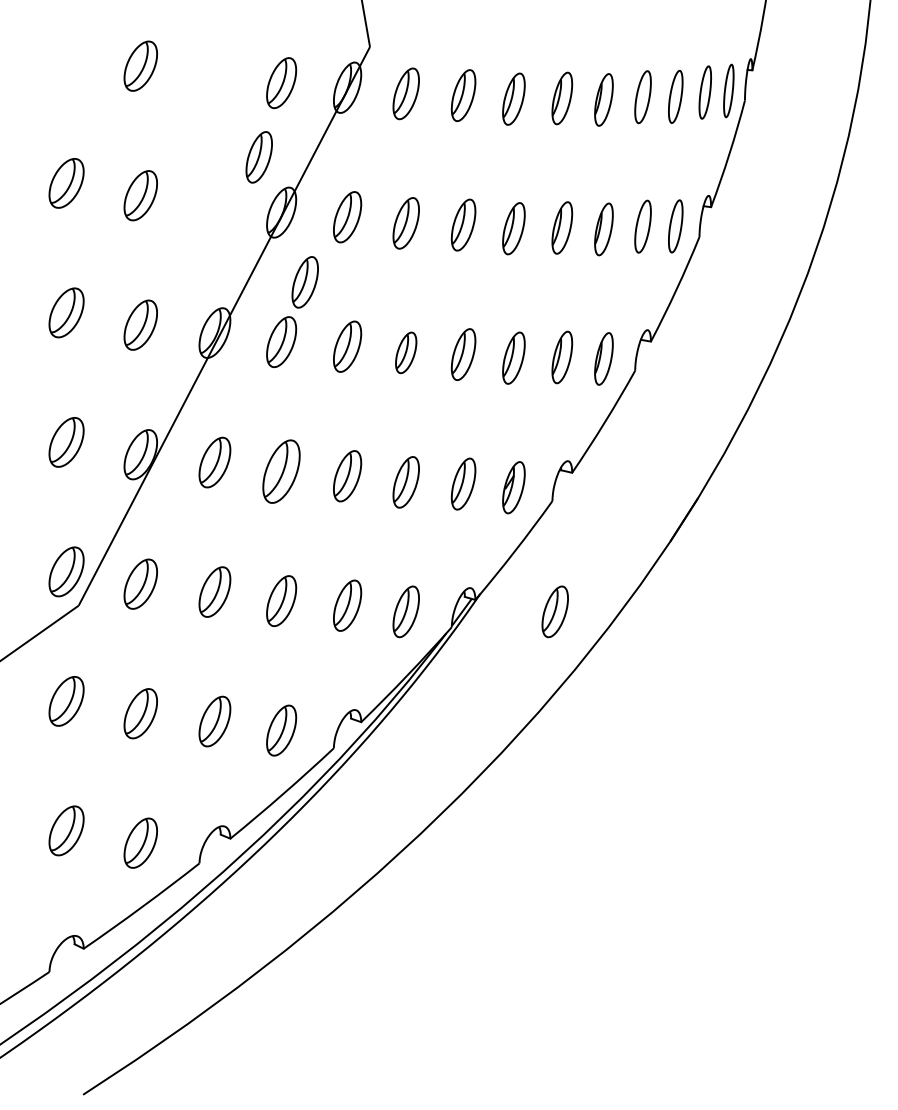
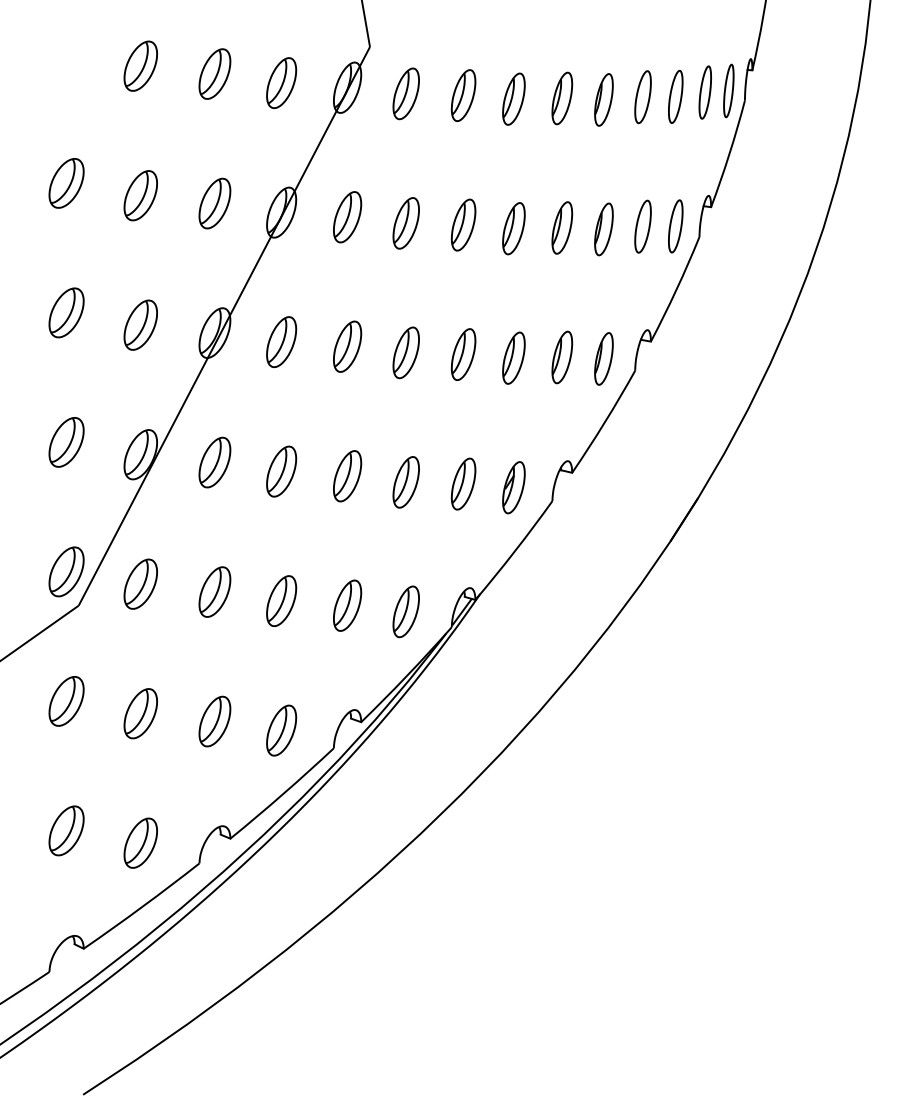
part: none -> present (214, 73)
part: present -> none (258, 157)
part: none -> present (214, 203)
part: present -> none (304, 282)
part size: 23x44 px -> 28x54 px (405, 352)
part size: 39x65 px -> 32x53 px (281, 471)
part: present -> none (554, 611)
